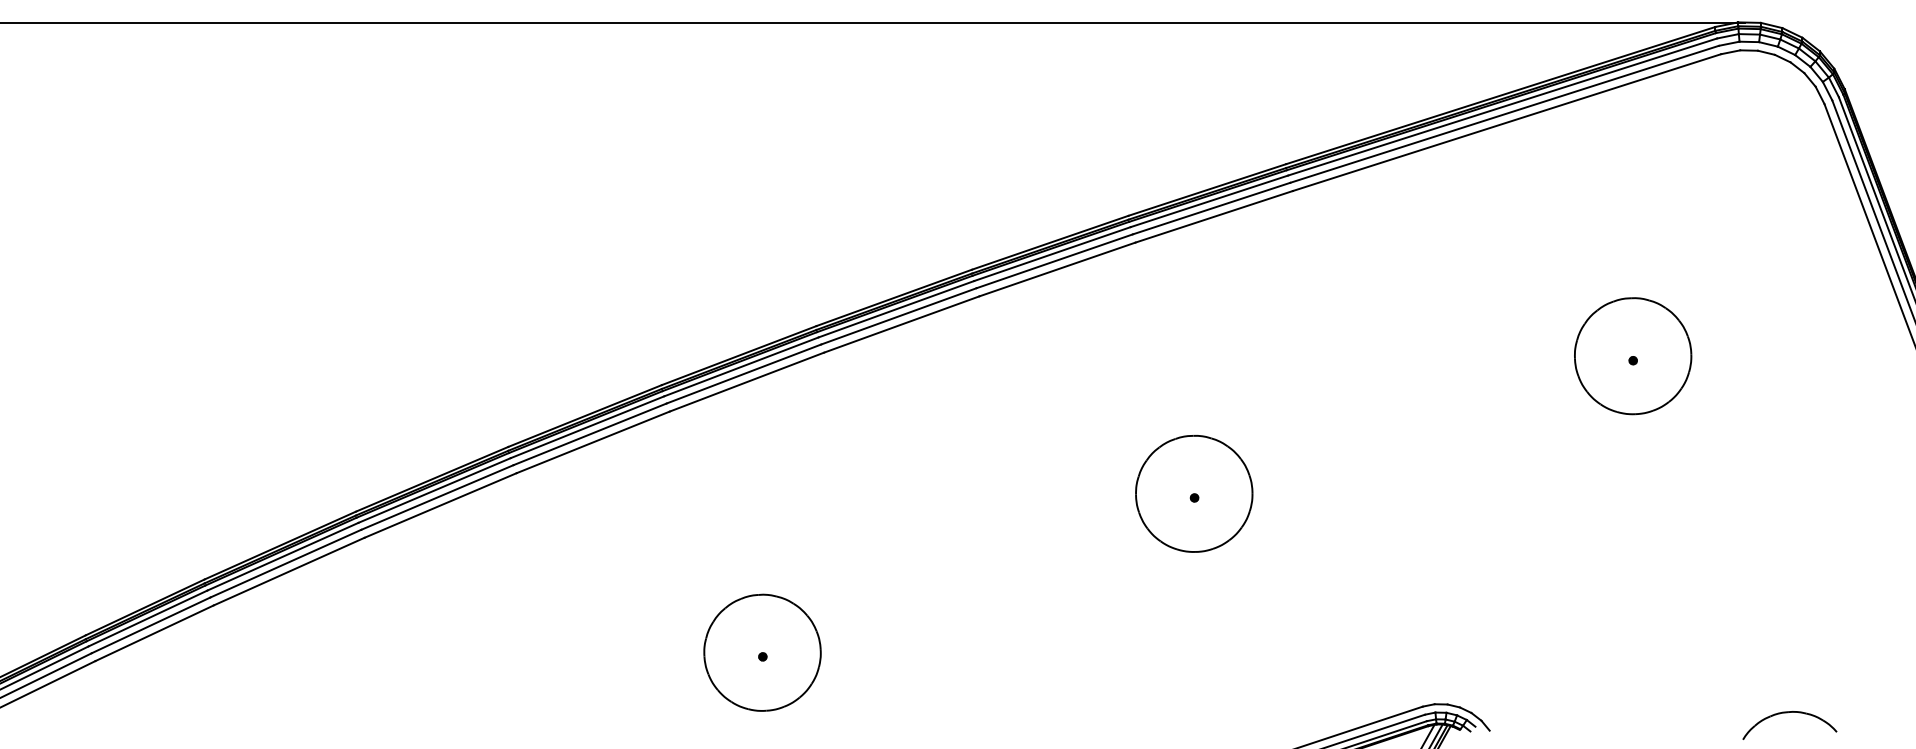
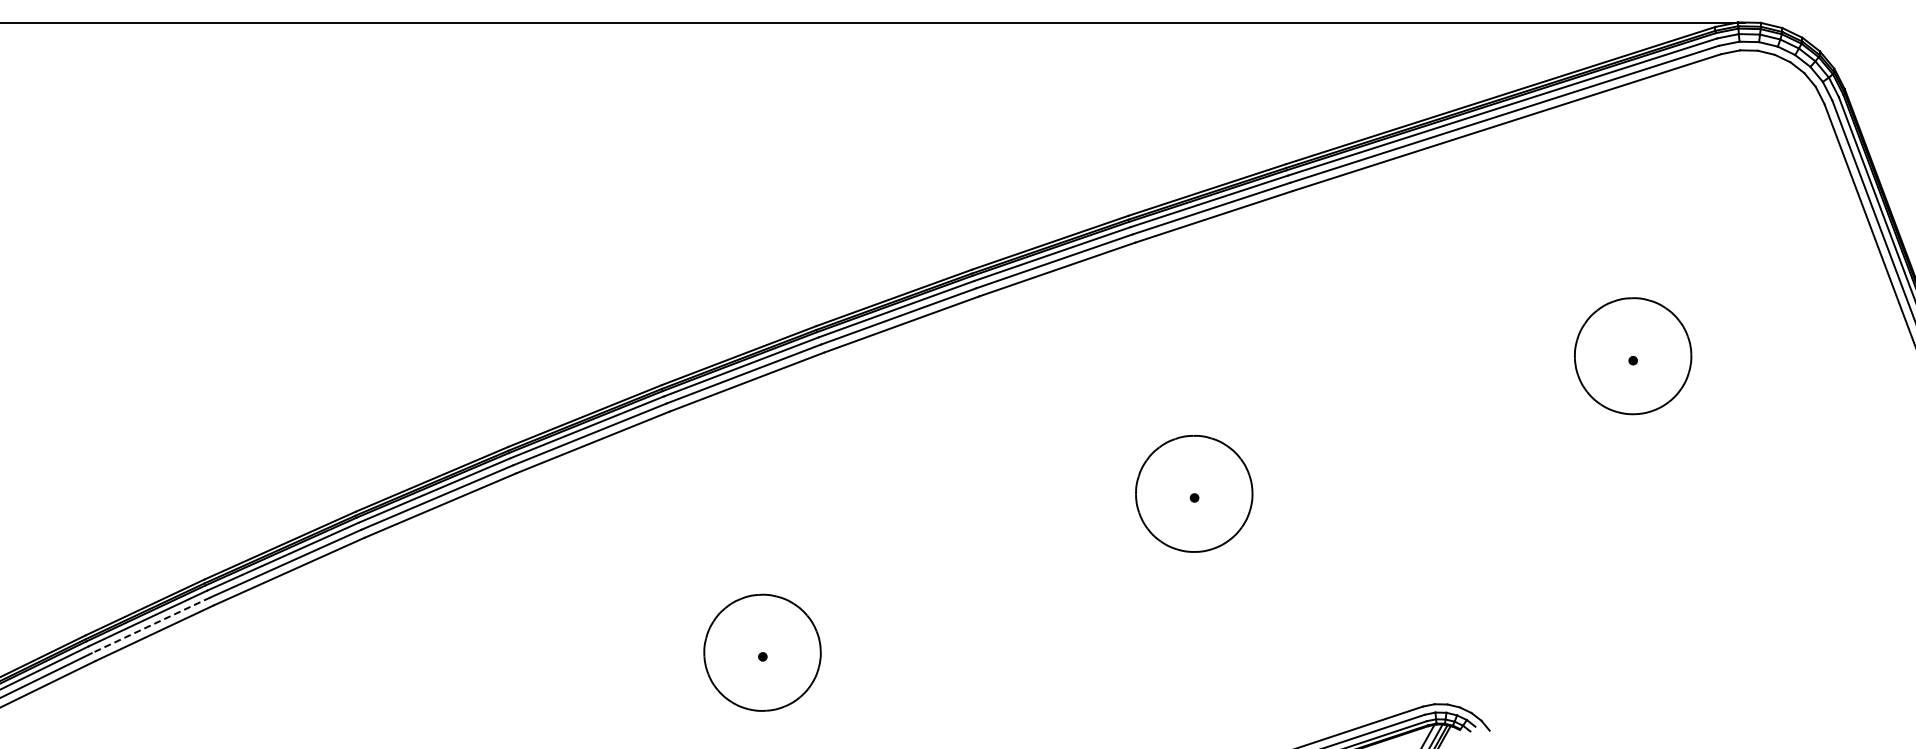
line: solid -> dashed (151, 625)
part: present -> none (1787, 713)
